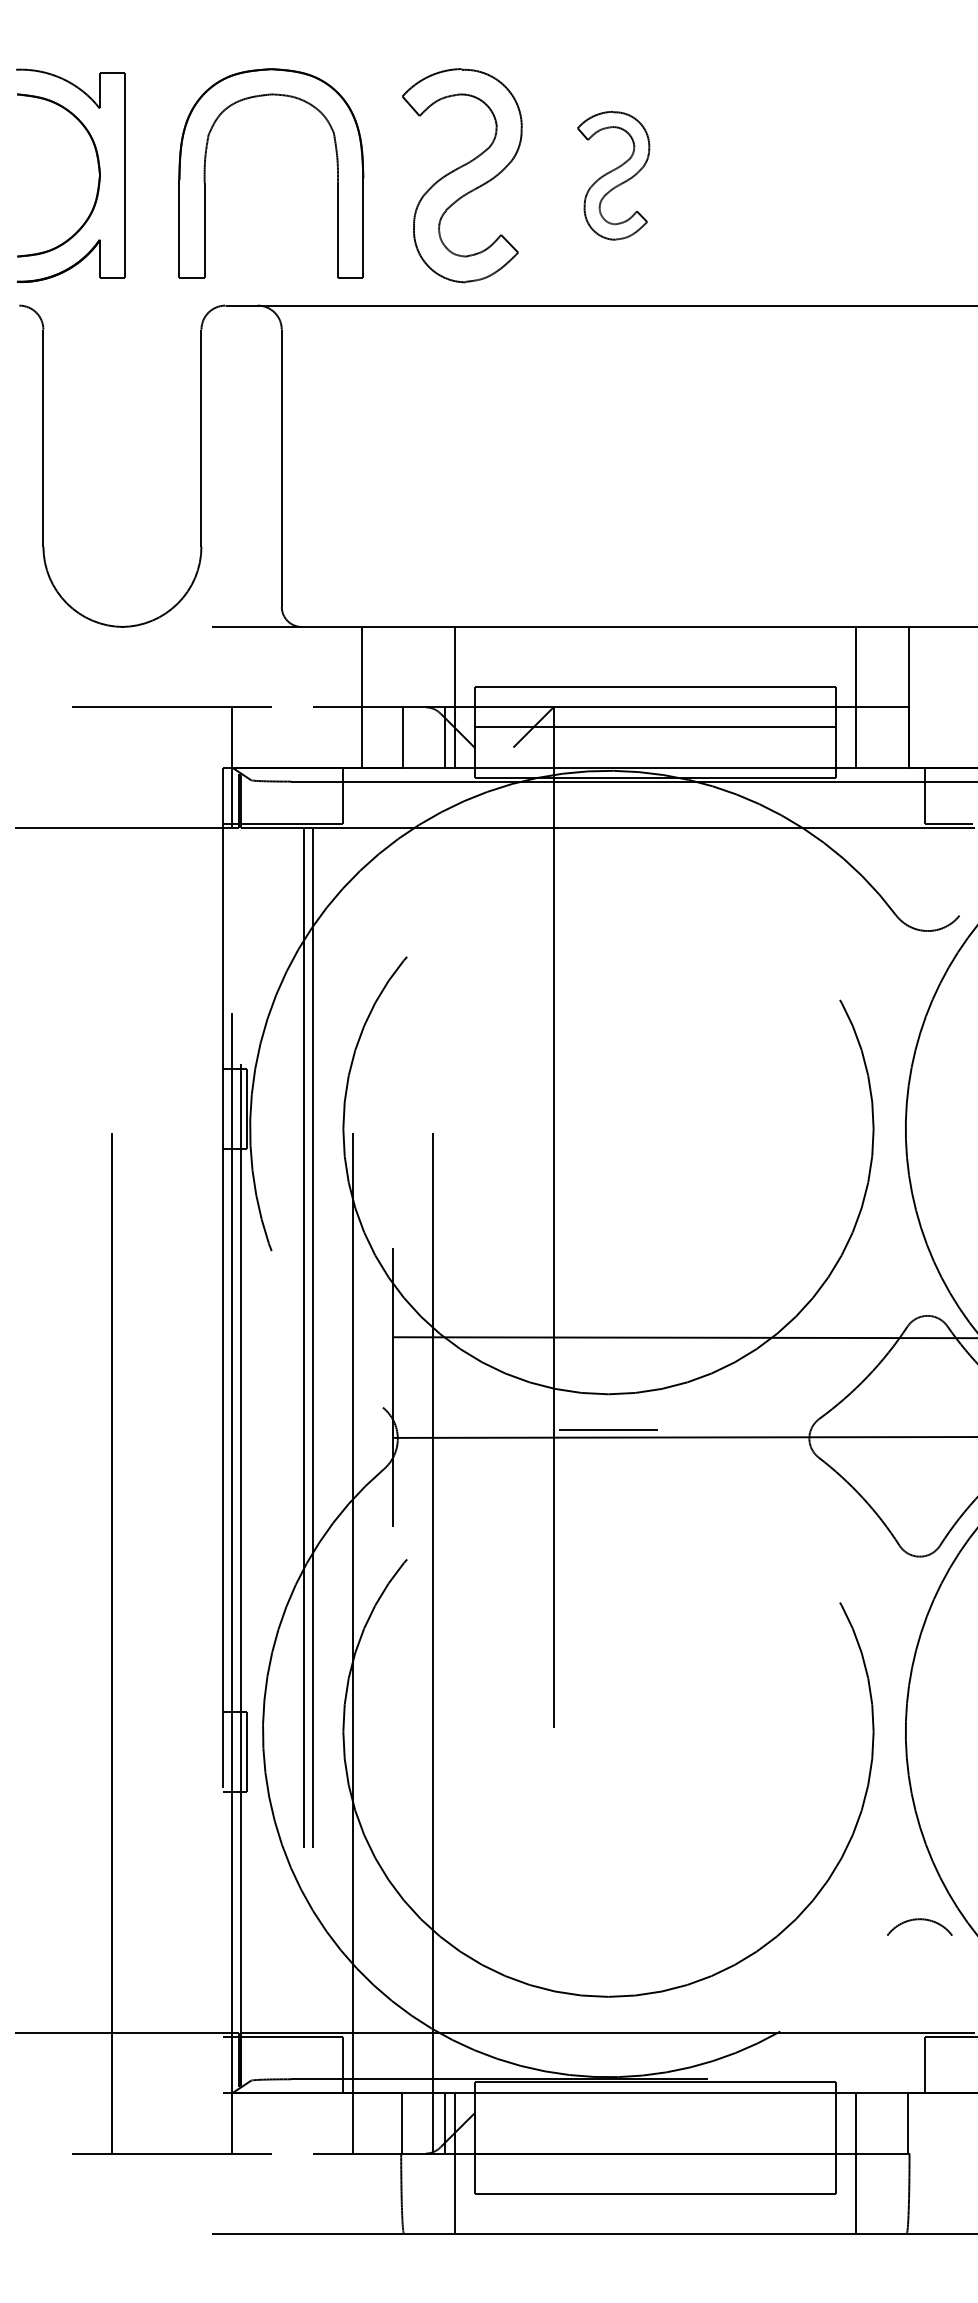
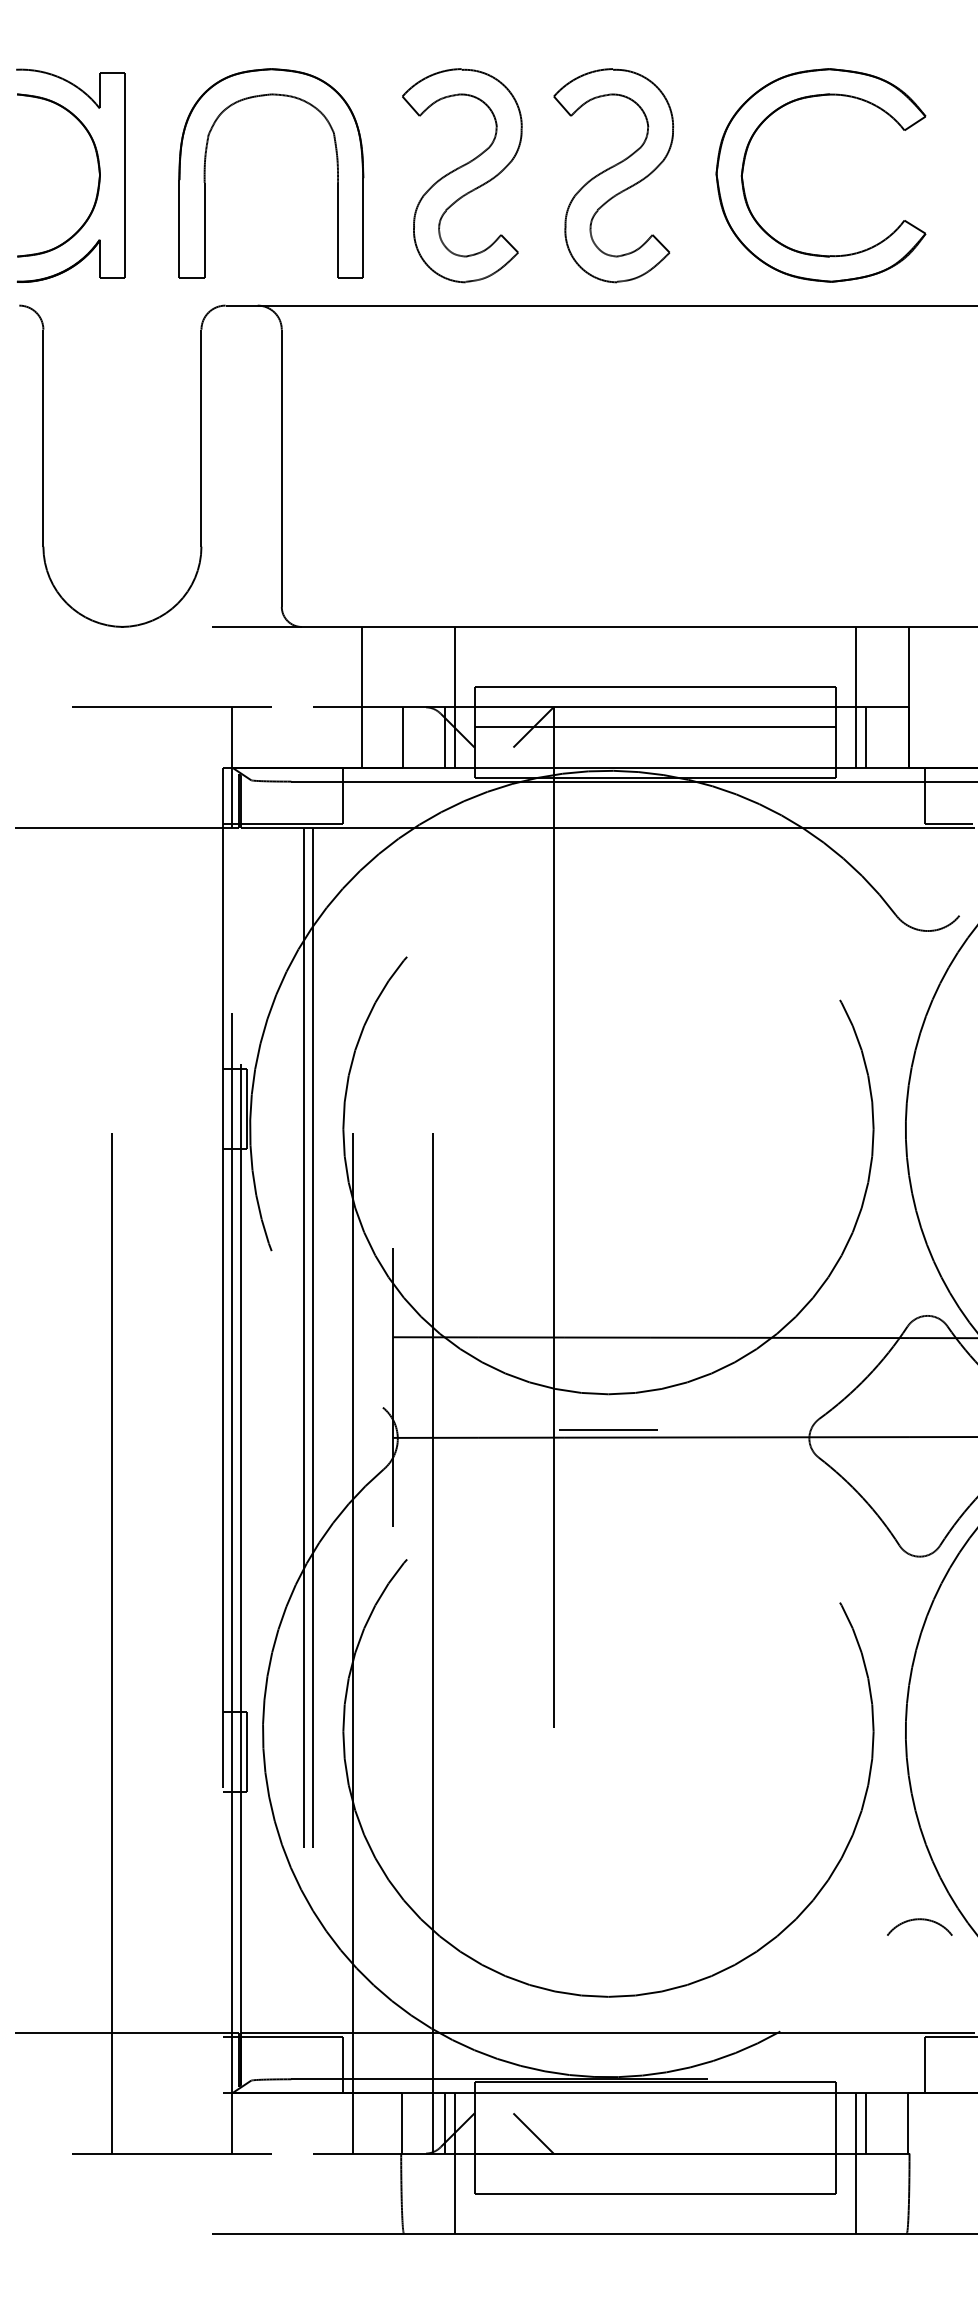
part: none -> present (745, 160)
part size: 74x130 px -> 121x216 px (613, 175)
line: none -> present (866, 737)
line: none -> present (865, 2123)
line: none -> present (533, 2133)
